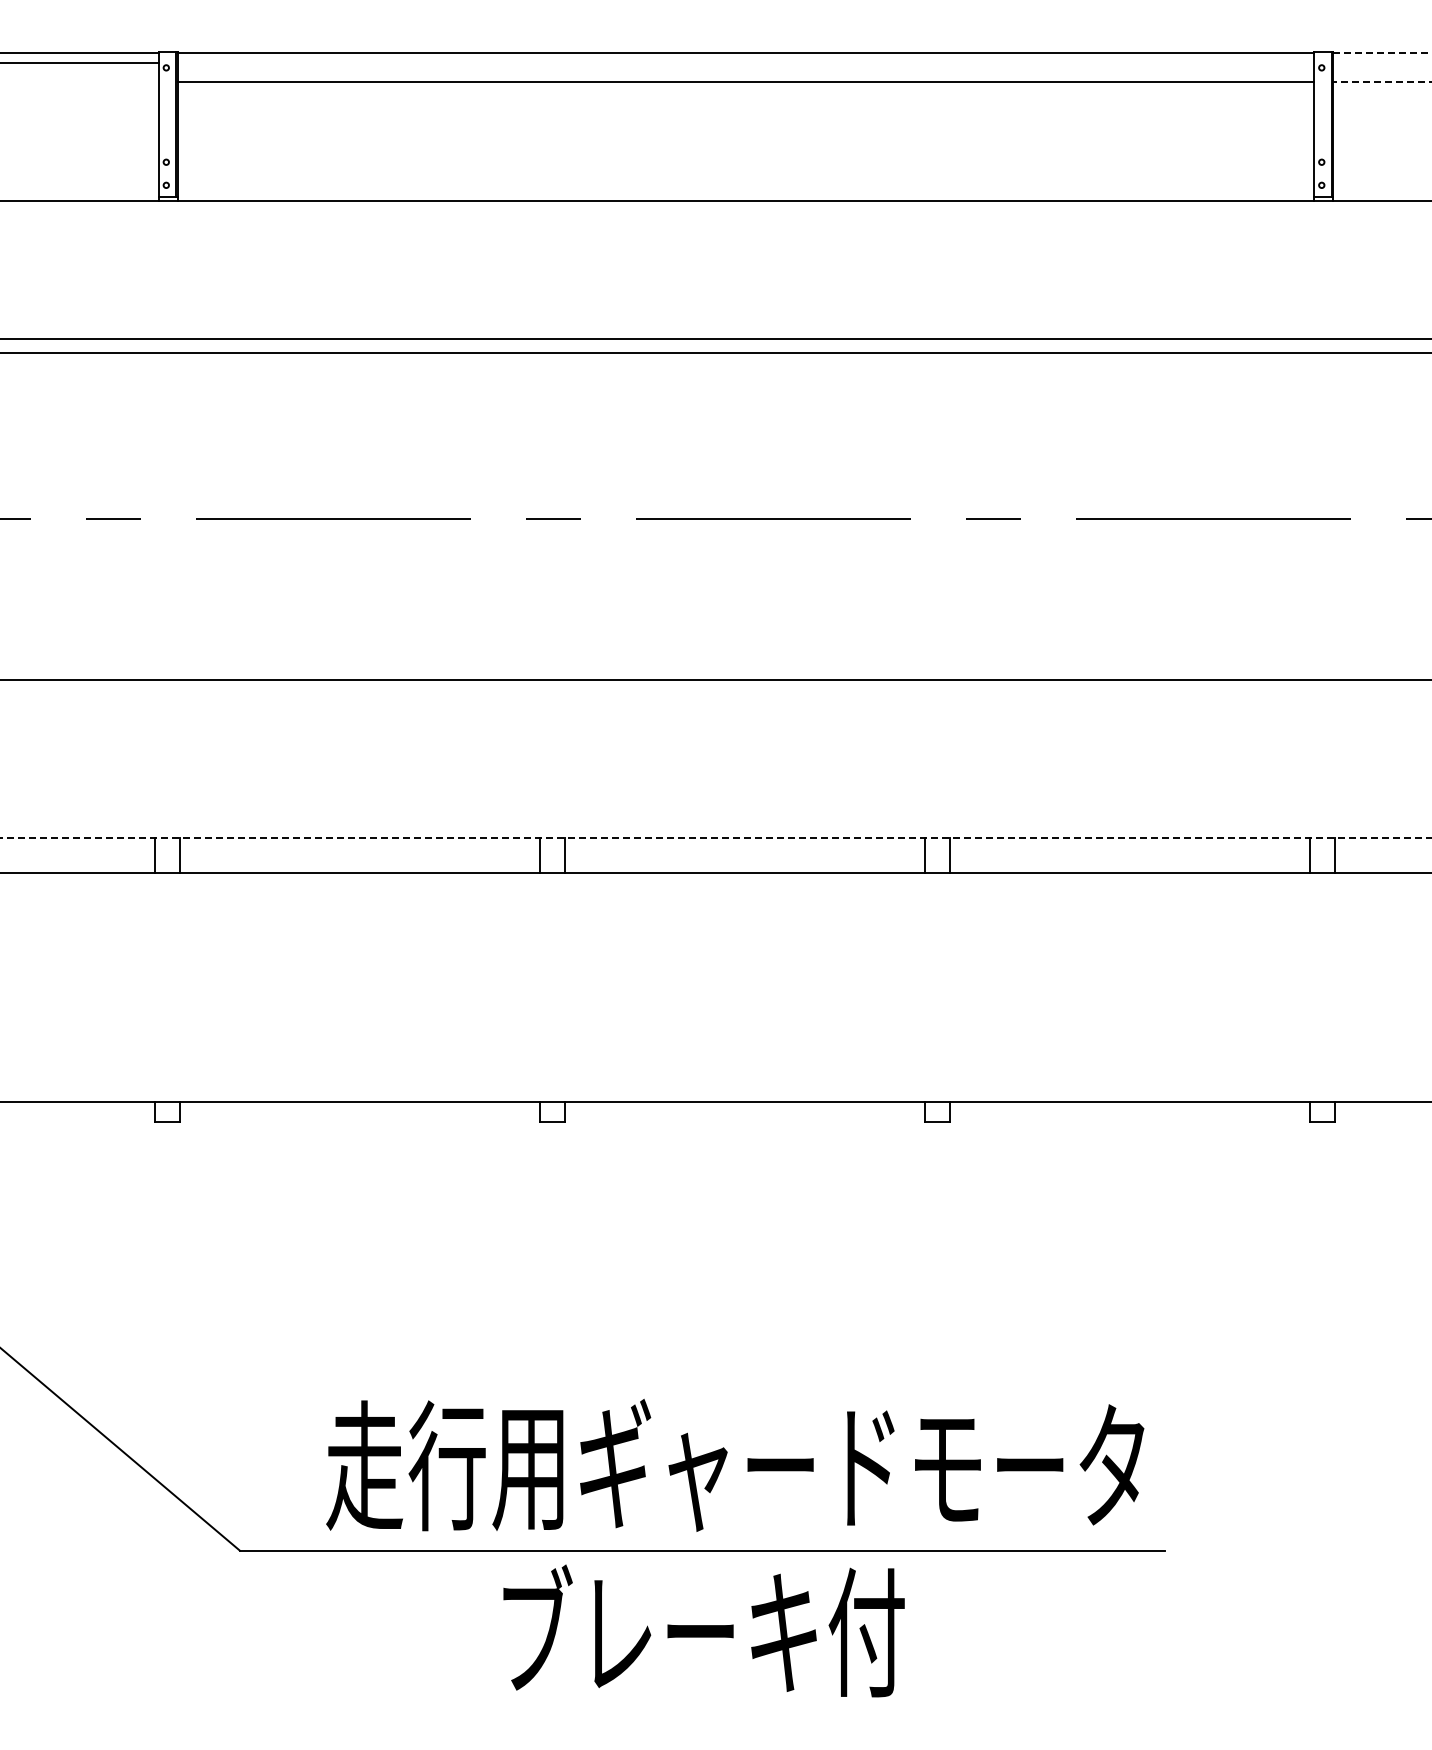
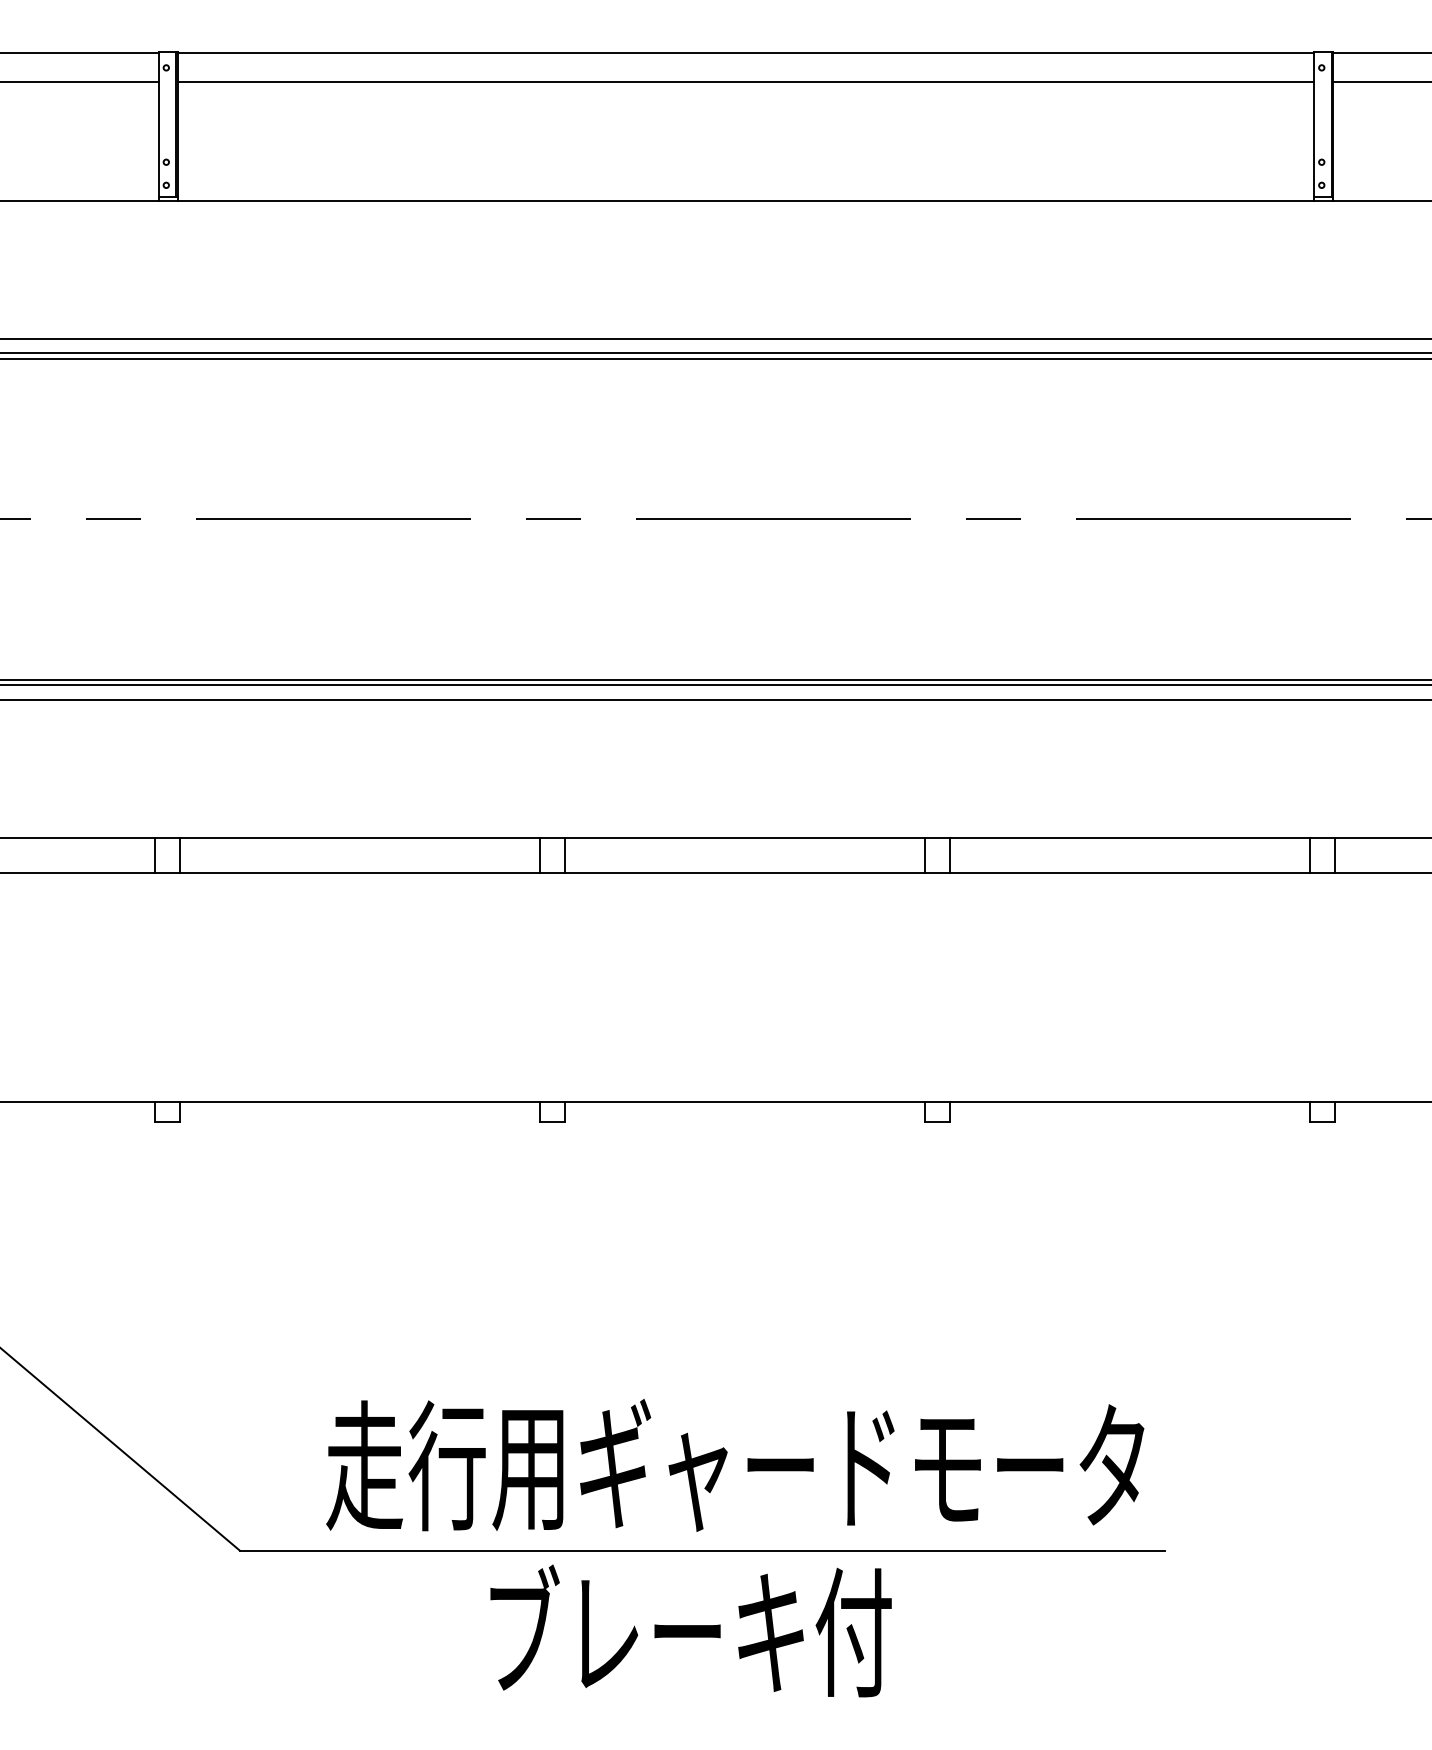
line: dashed -> solid (1382, 53)
line position: (80, 63) -> (80, 82) (80, 82)
line: dashed -> solid (1382, 82)
line: none -> present (715, 358)
line: none -> present (715, 685)
line: none -> present (715, 699)
line: dashed -> solid (715, 837)
text position: (703, 1630) -> (690, 1630) (690, 1630)
